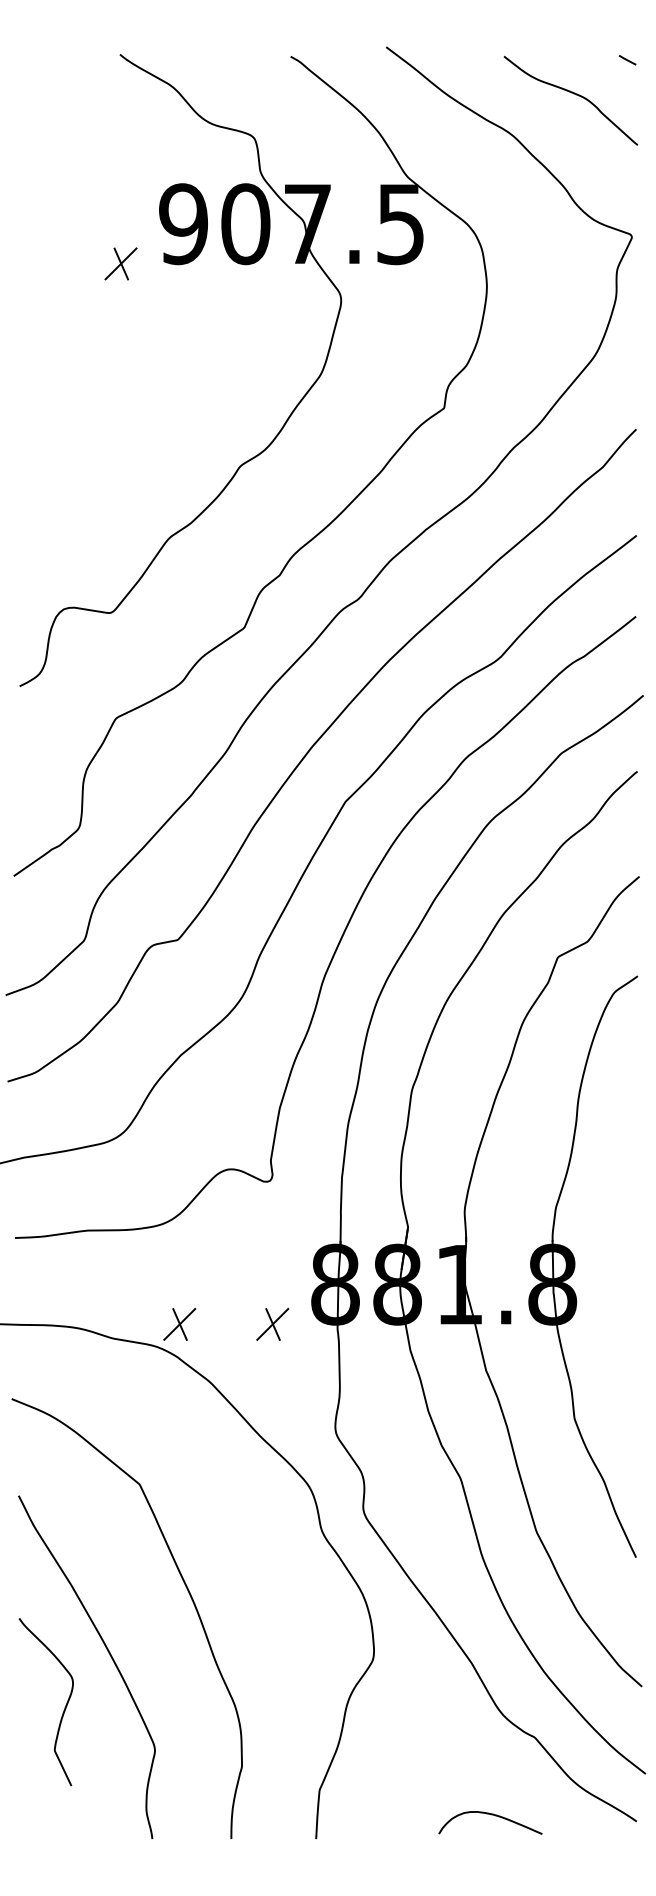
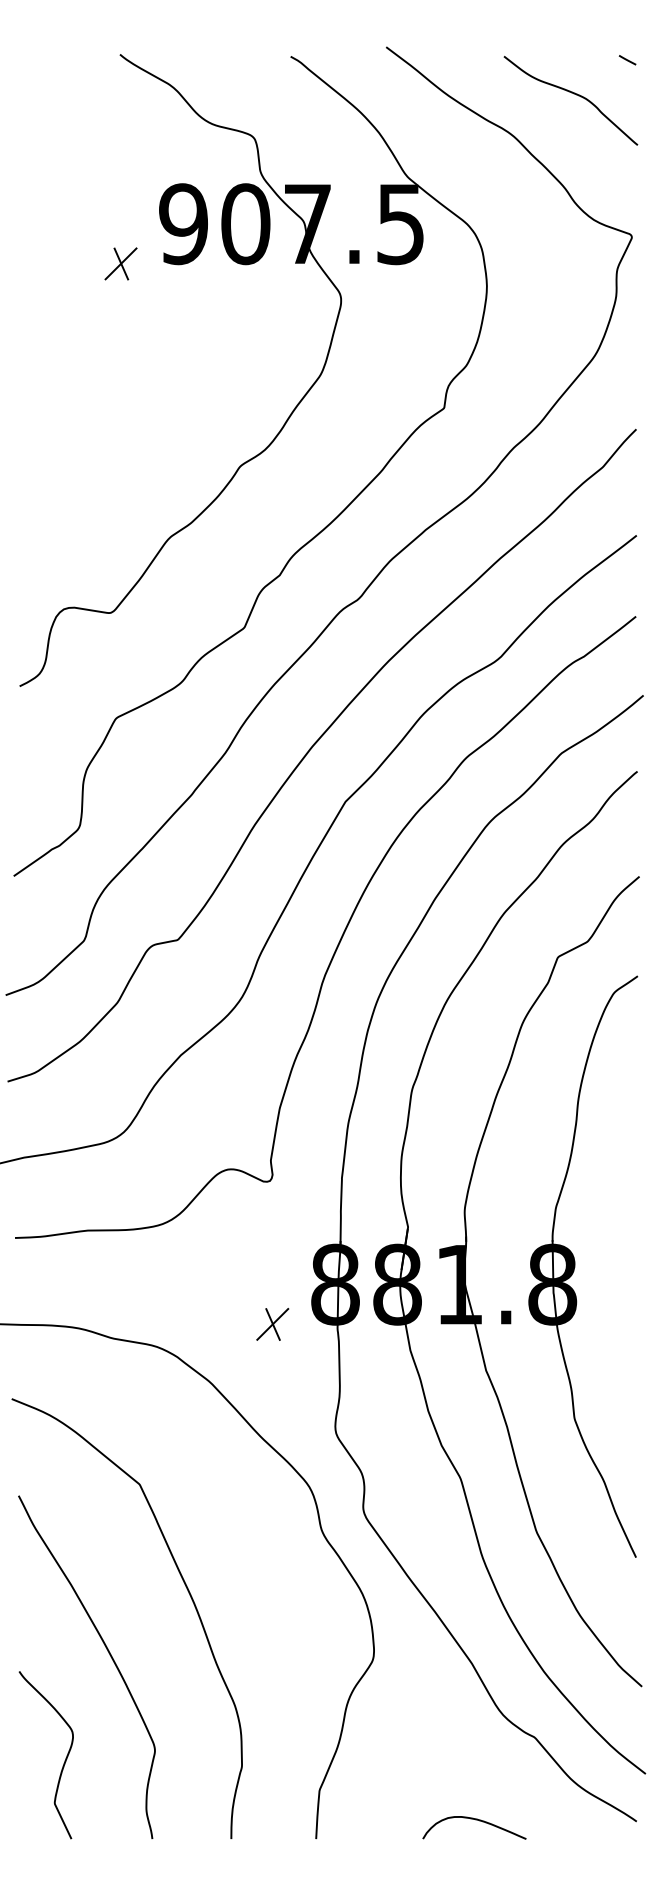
part: present -> none (179, 1324)
curve position: (64, 1707) -> (64, 1760) (64, 1760)
curve position: (491, 1815) -> (475, 1820) (475, 1820)
